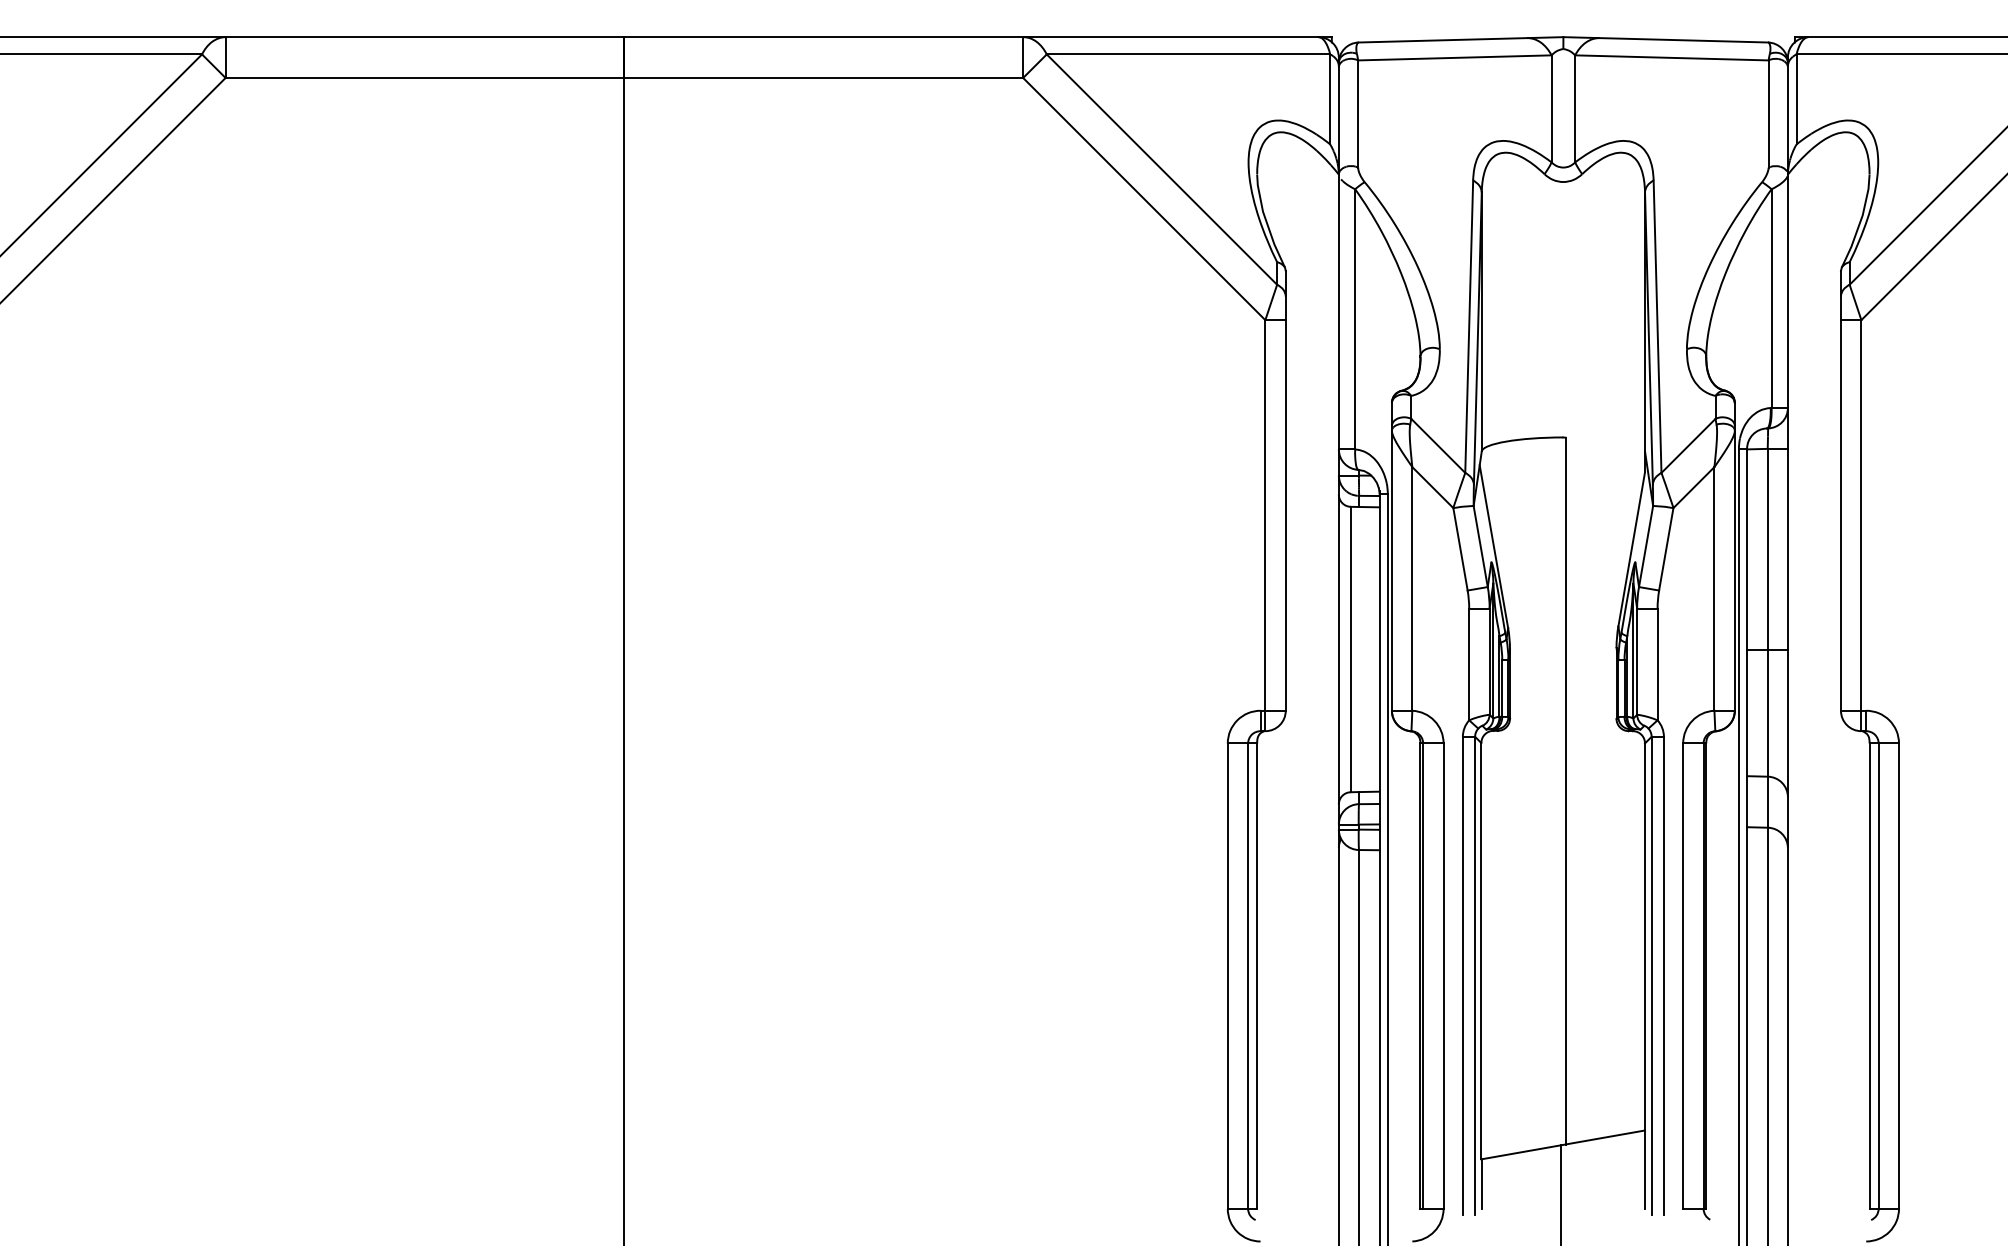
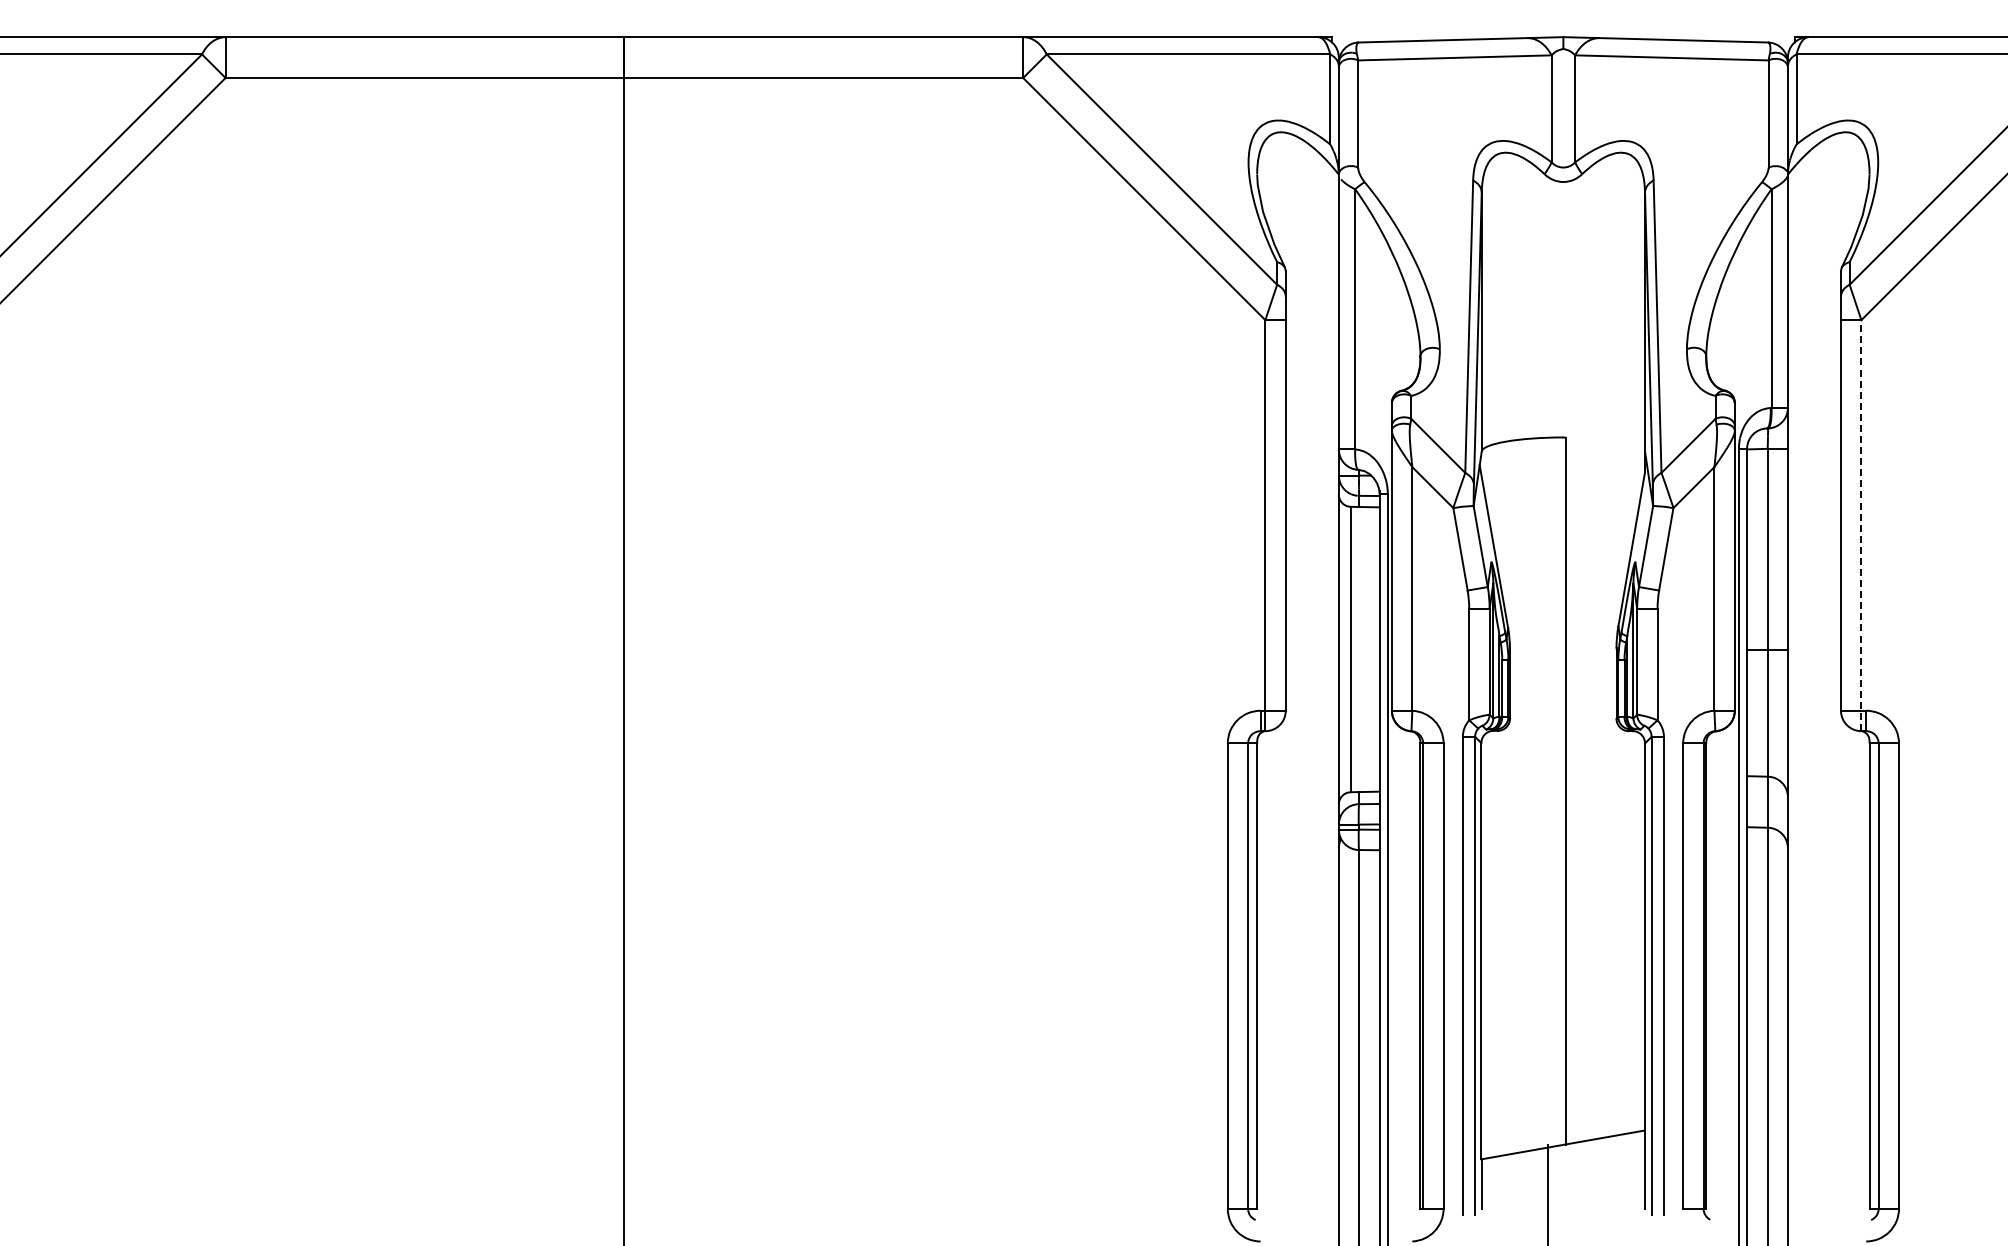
line: solid -> dashed (1861, 525)
line position: (1561, 1193) -> (1548, 1193) (1548, 1193)
